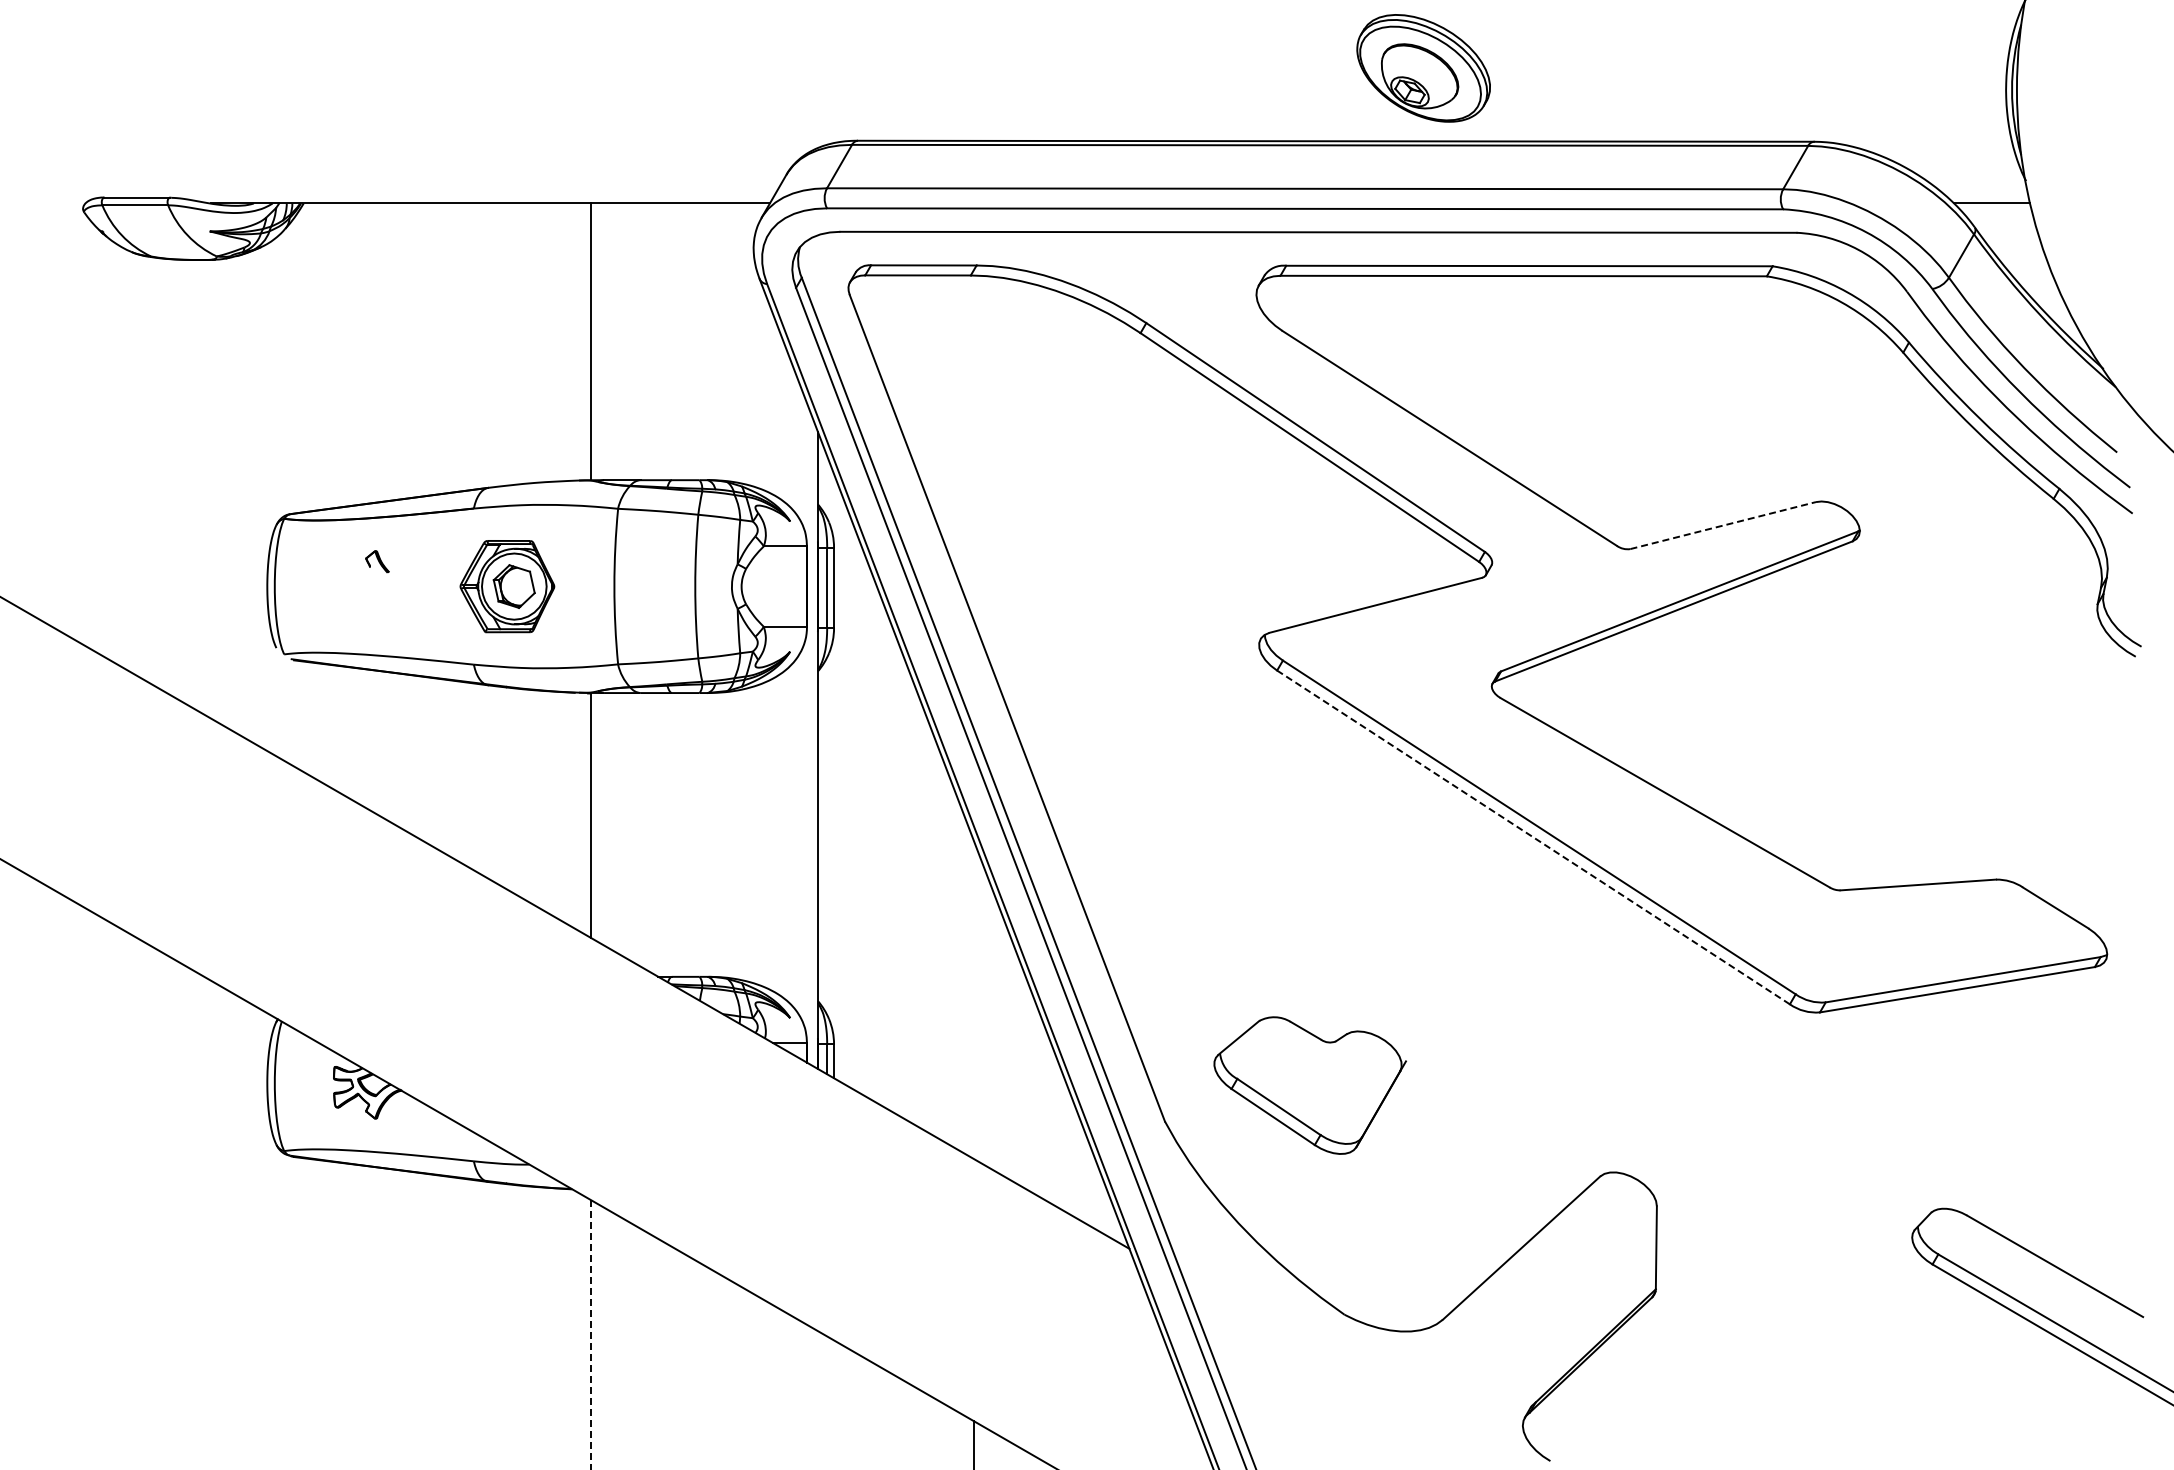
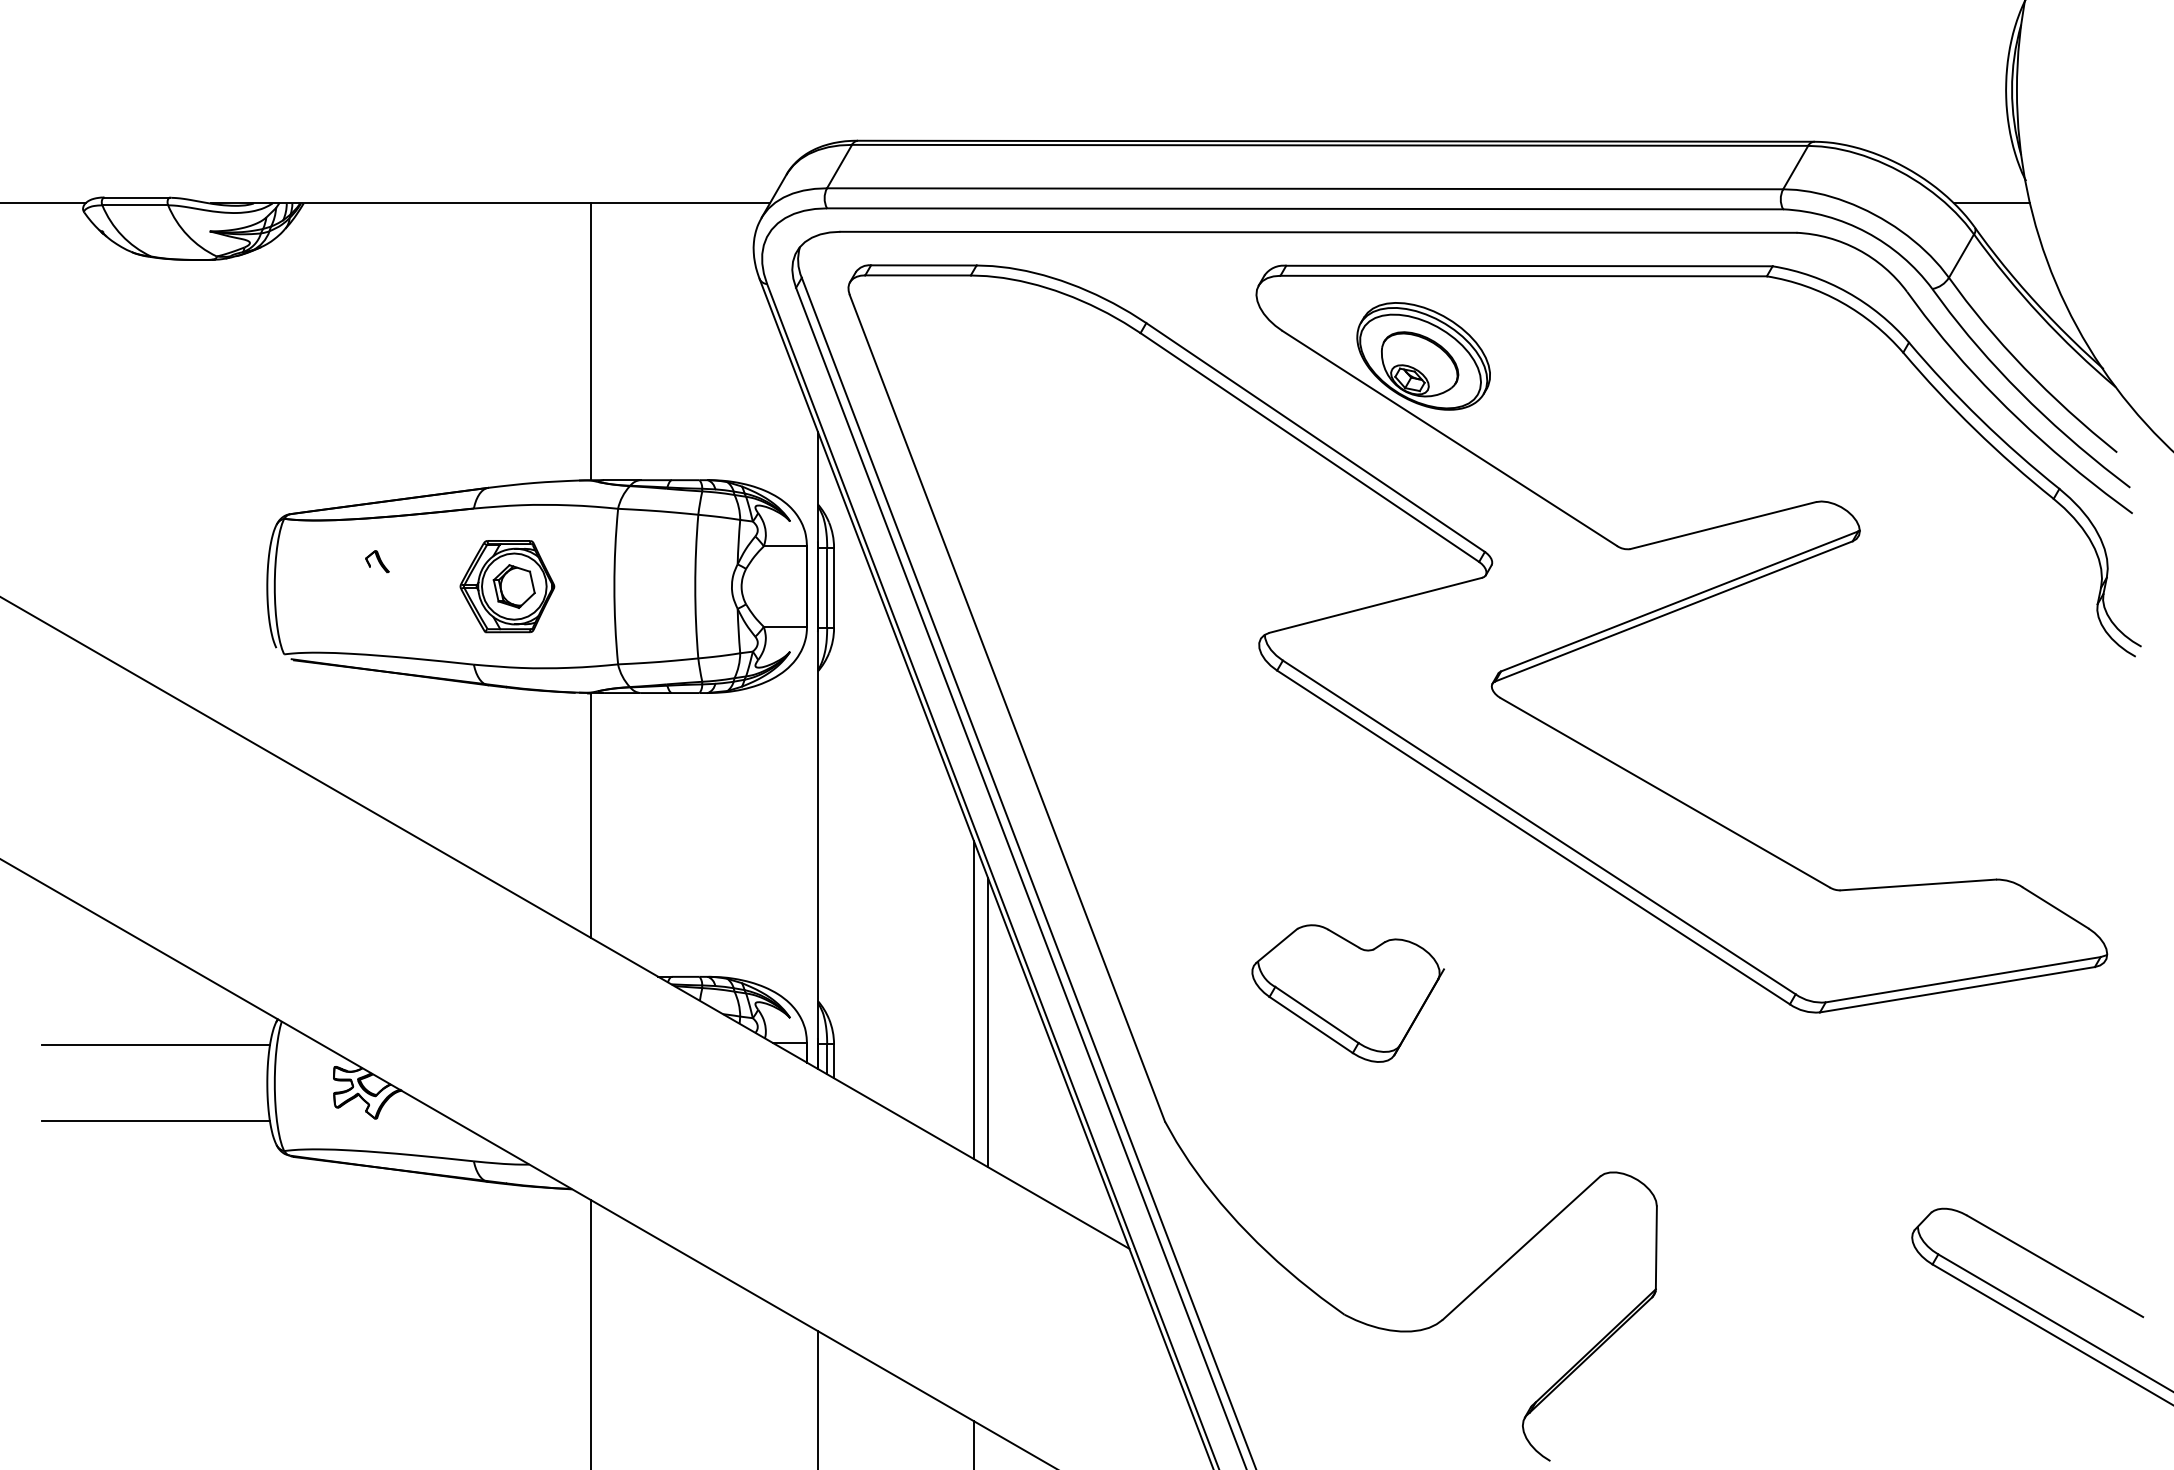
part position: (1423, 68) -> (1423, 356) (1423, 356)
line: none -> present (43, 203)
line: dashed -> solid (1723, 525)
line: dashed -> solid (1533, 837)
line: none -> present (974, 1000)
line: none -> present (988, 1022)
line: none -> present (155, 1045)
part position: (1309, 1085) -> (1347, 993) (1347, 993)
line: none -> present (155, 1121)
line: dashed -> solid (590, 1334)
line: none -> present (817, 1398)
